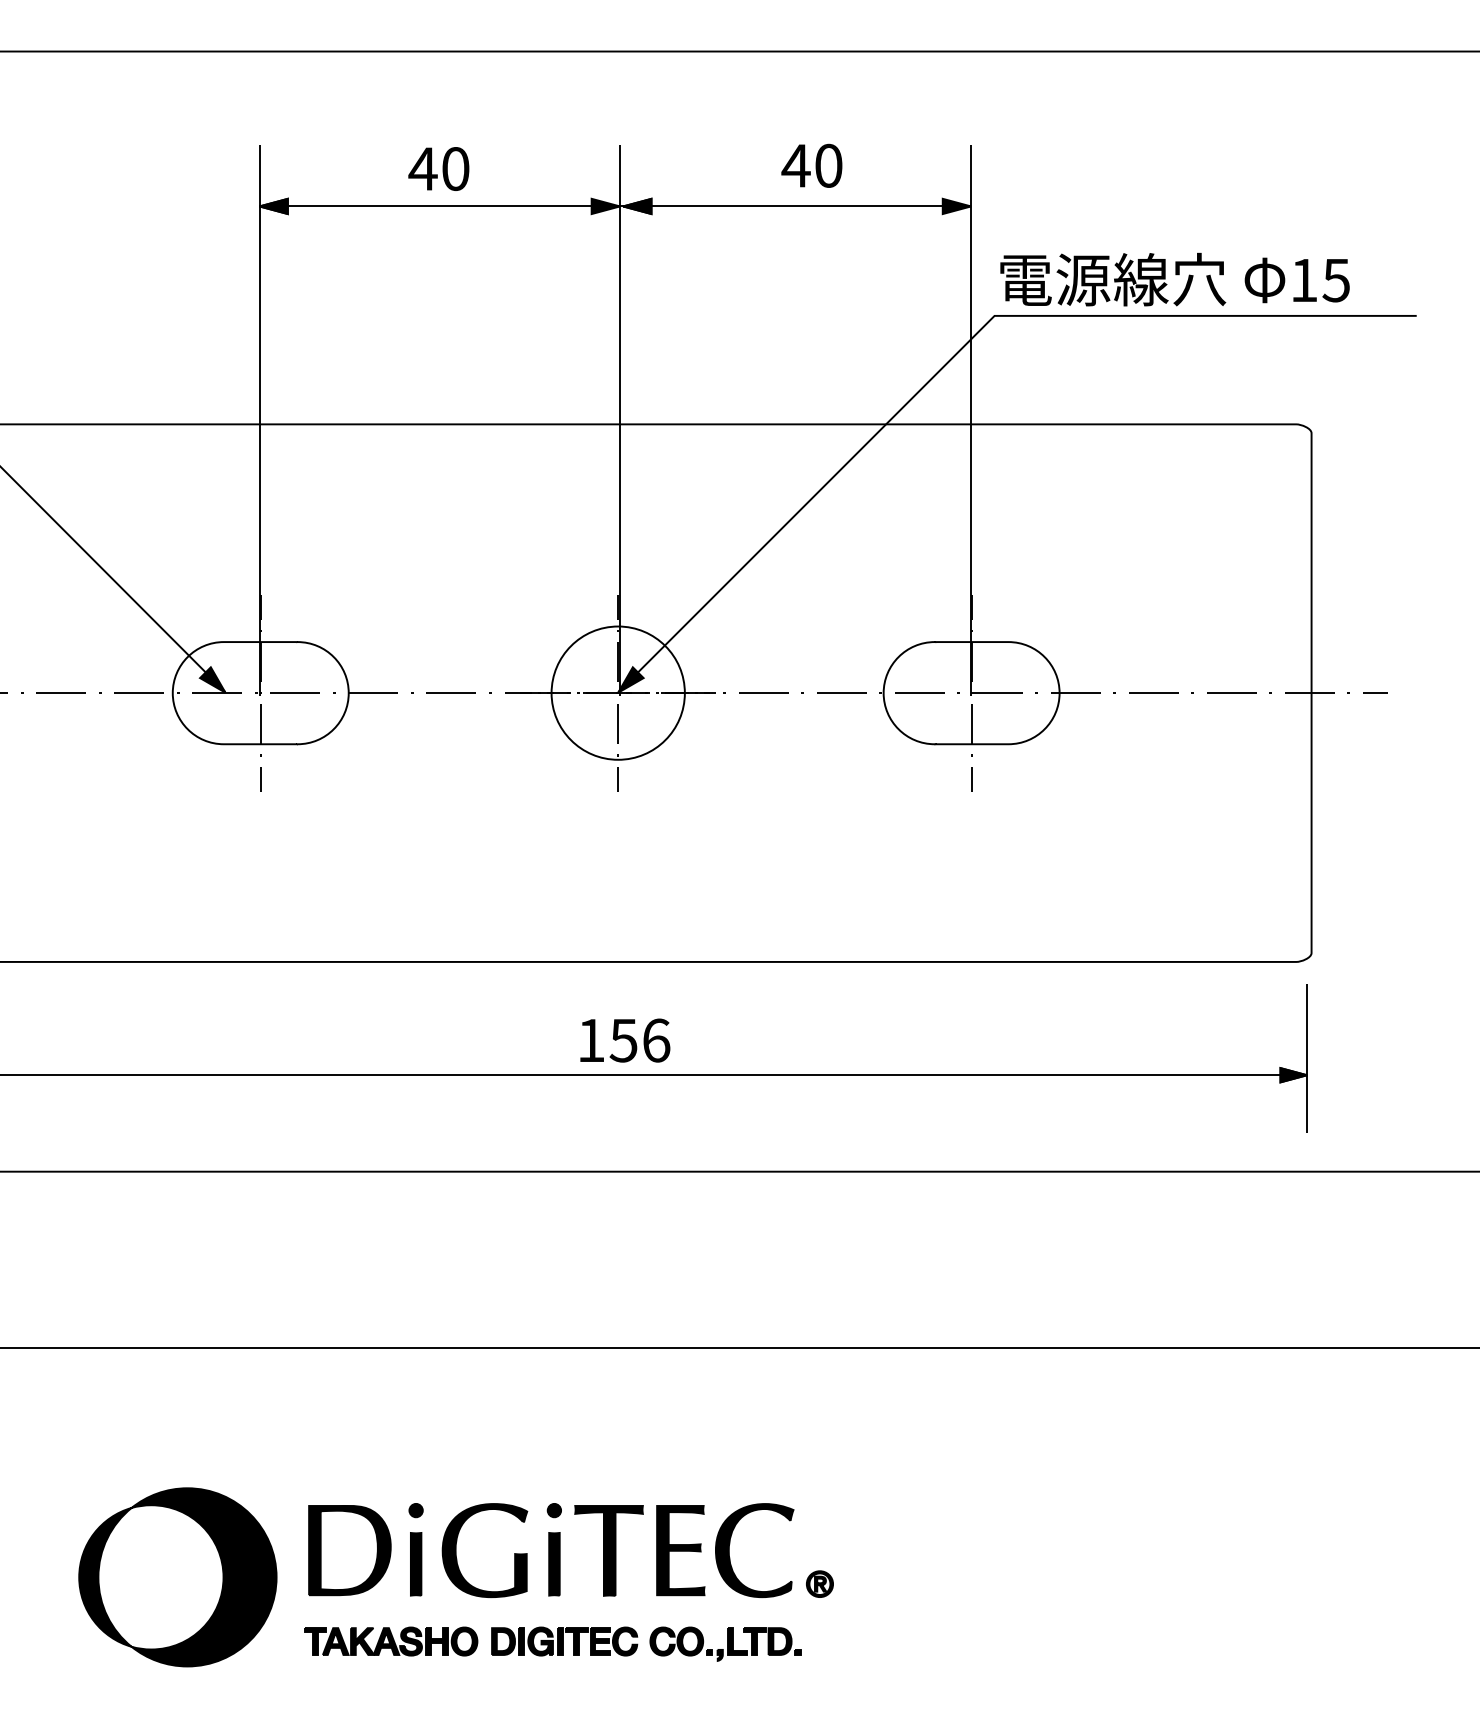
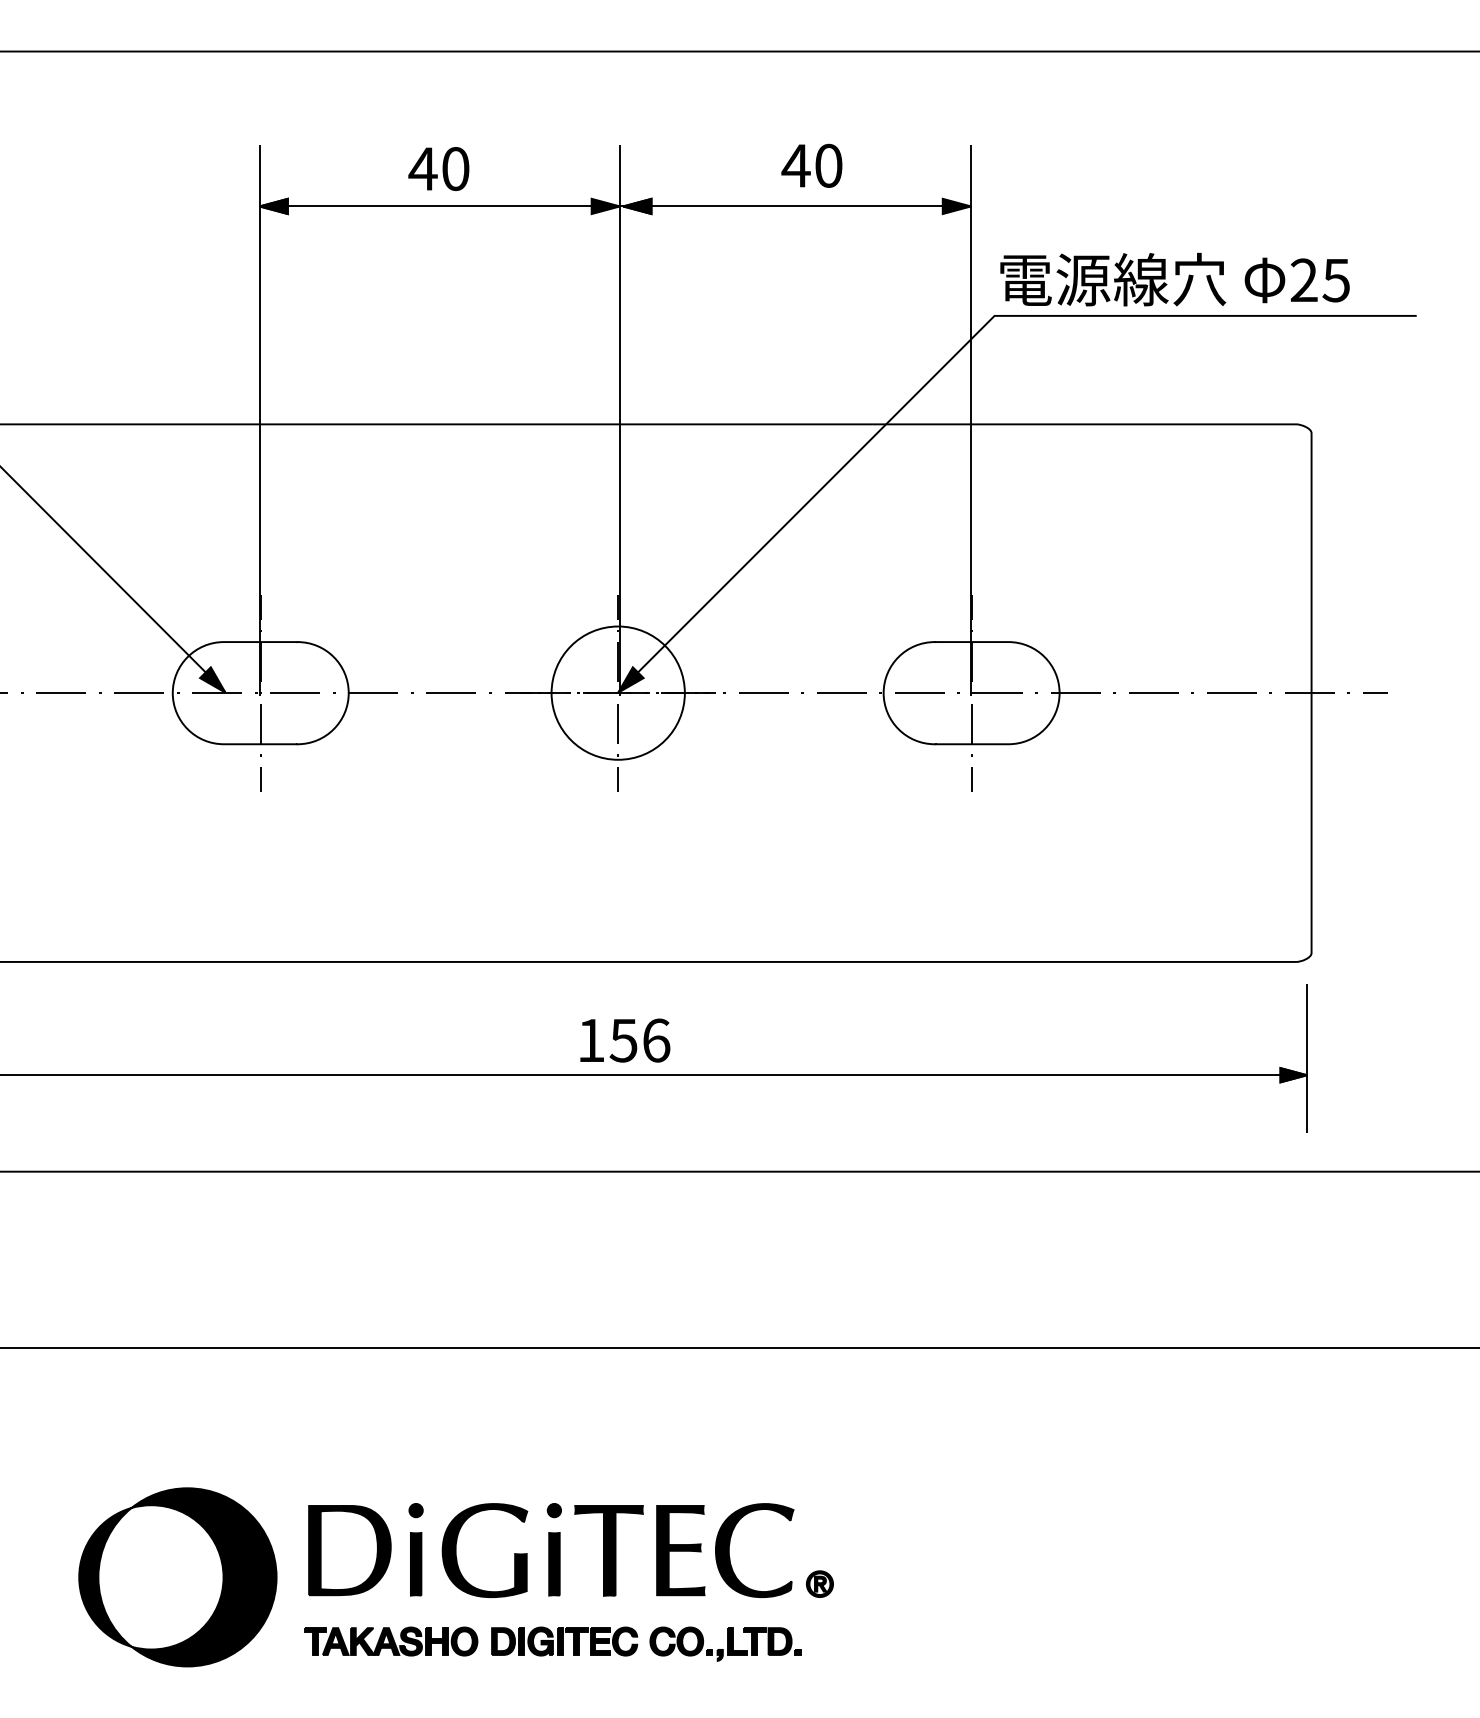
text: 15 -> 25 (1303, 279)
